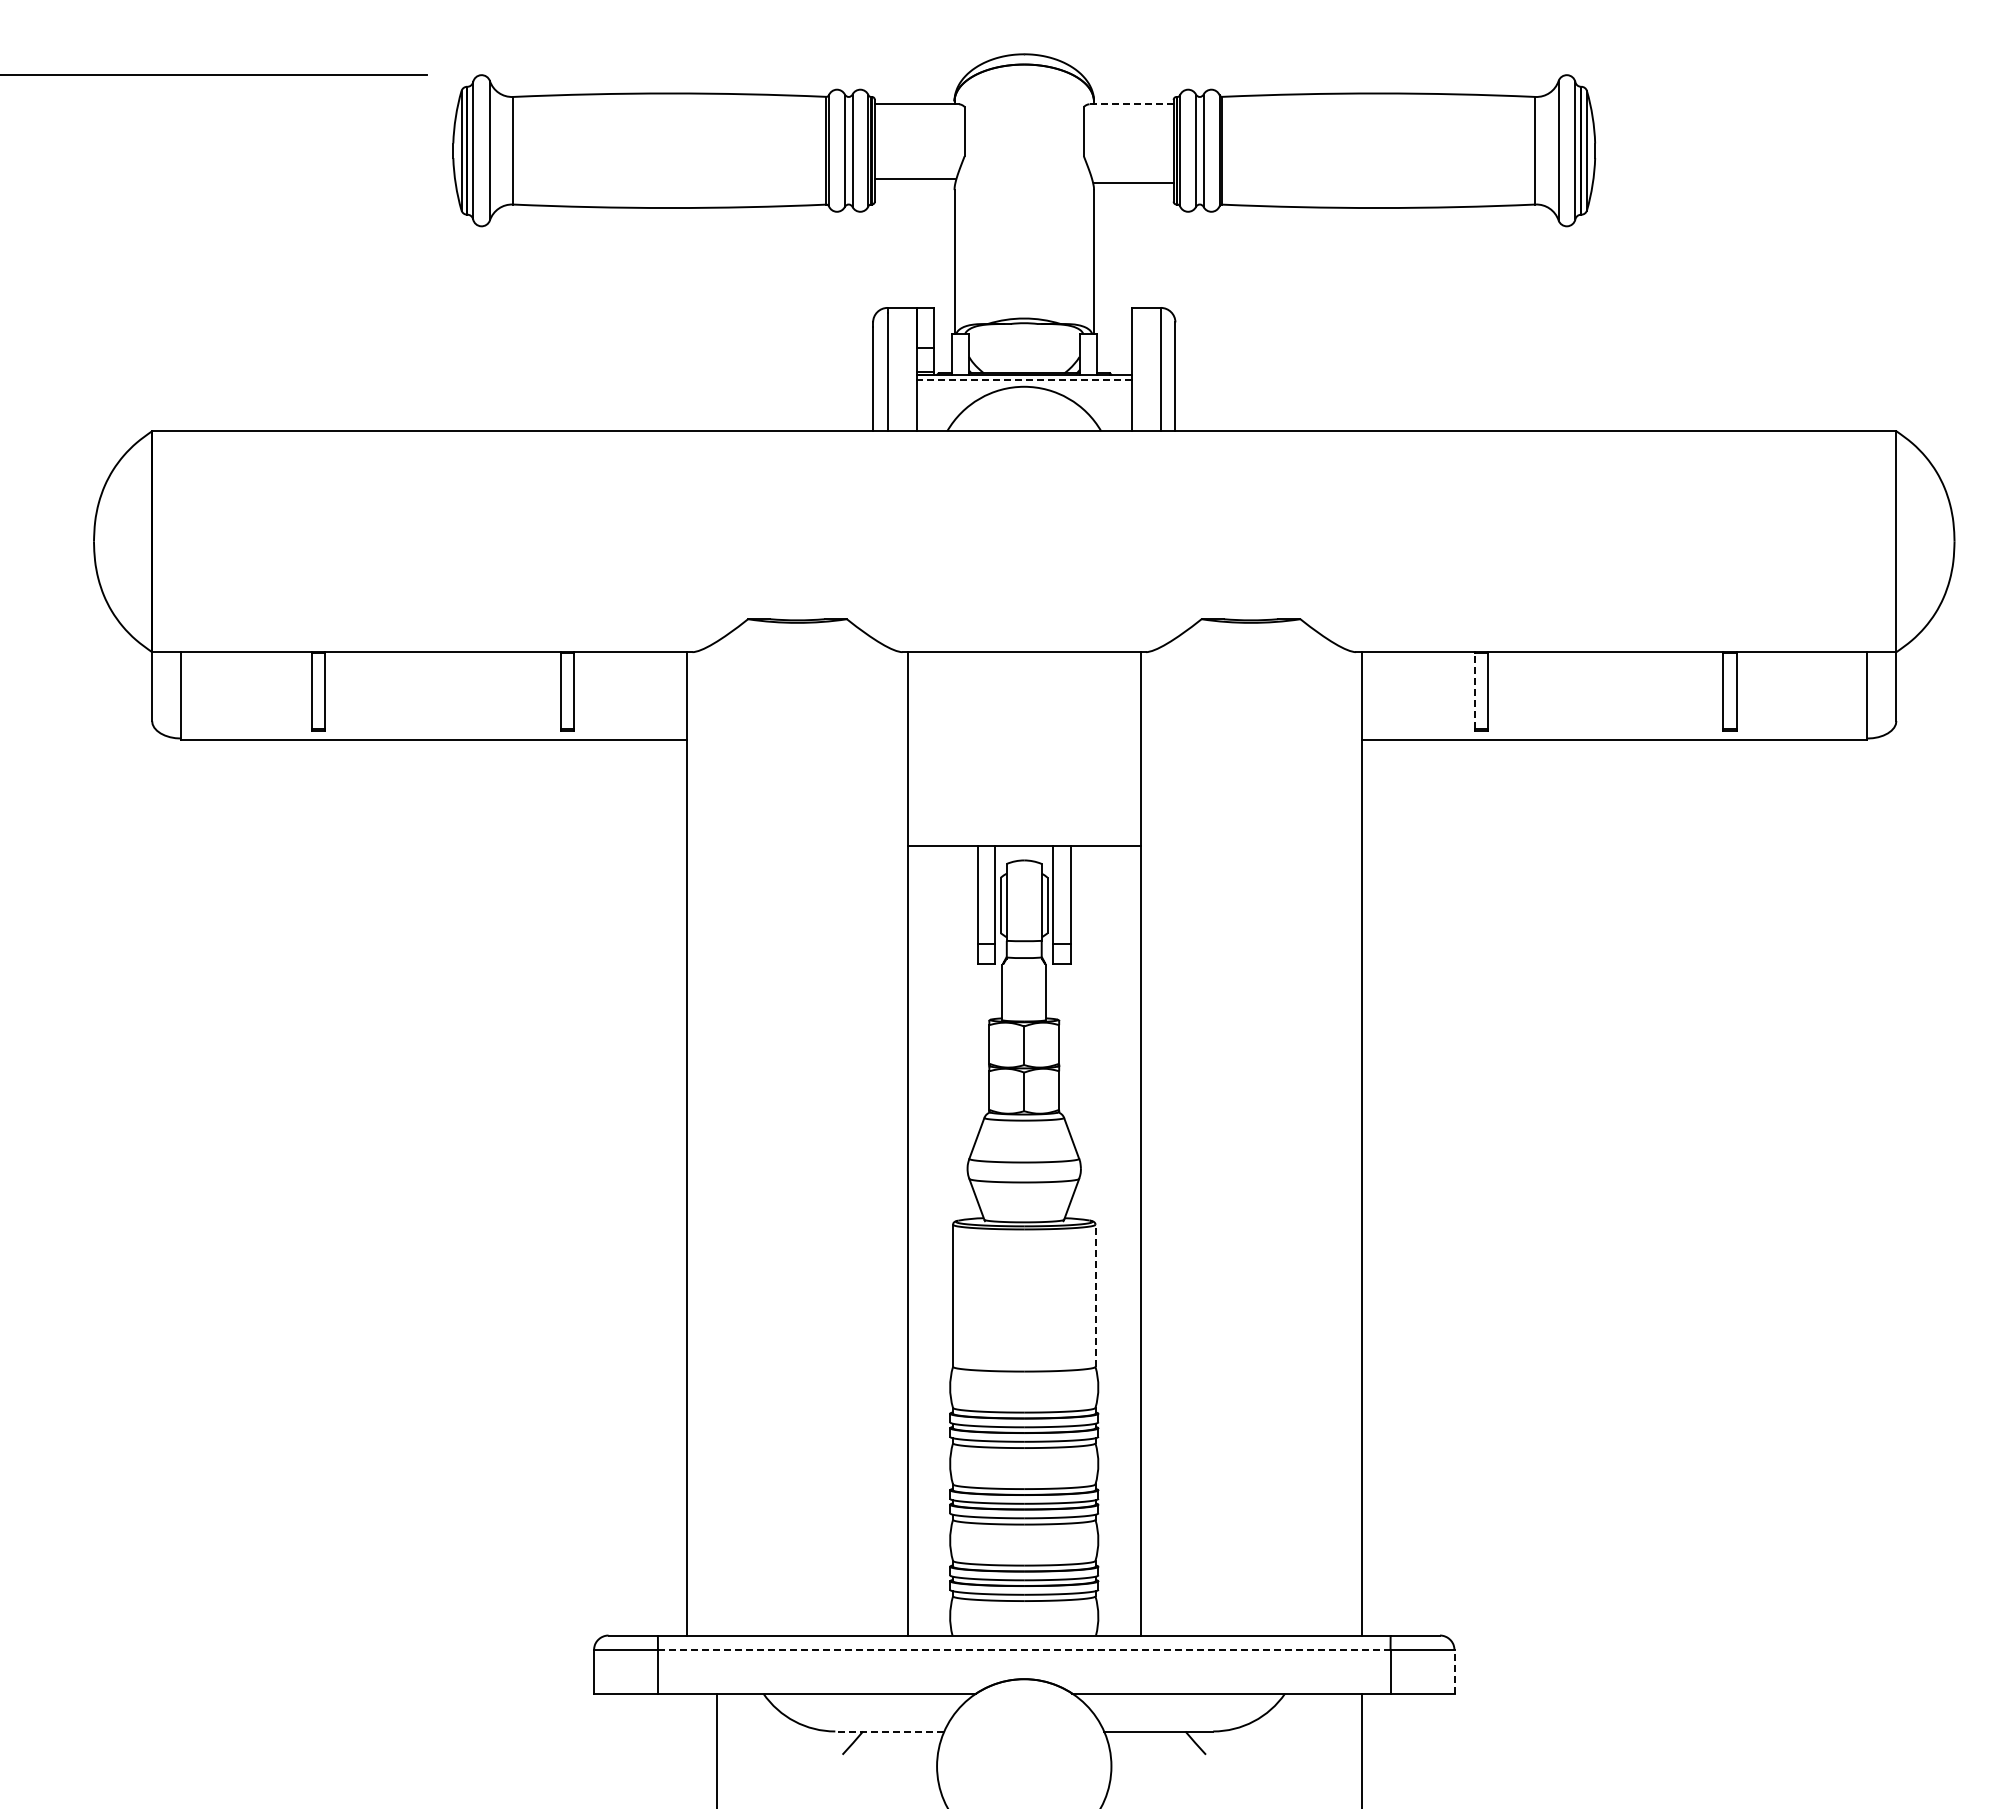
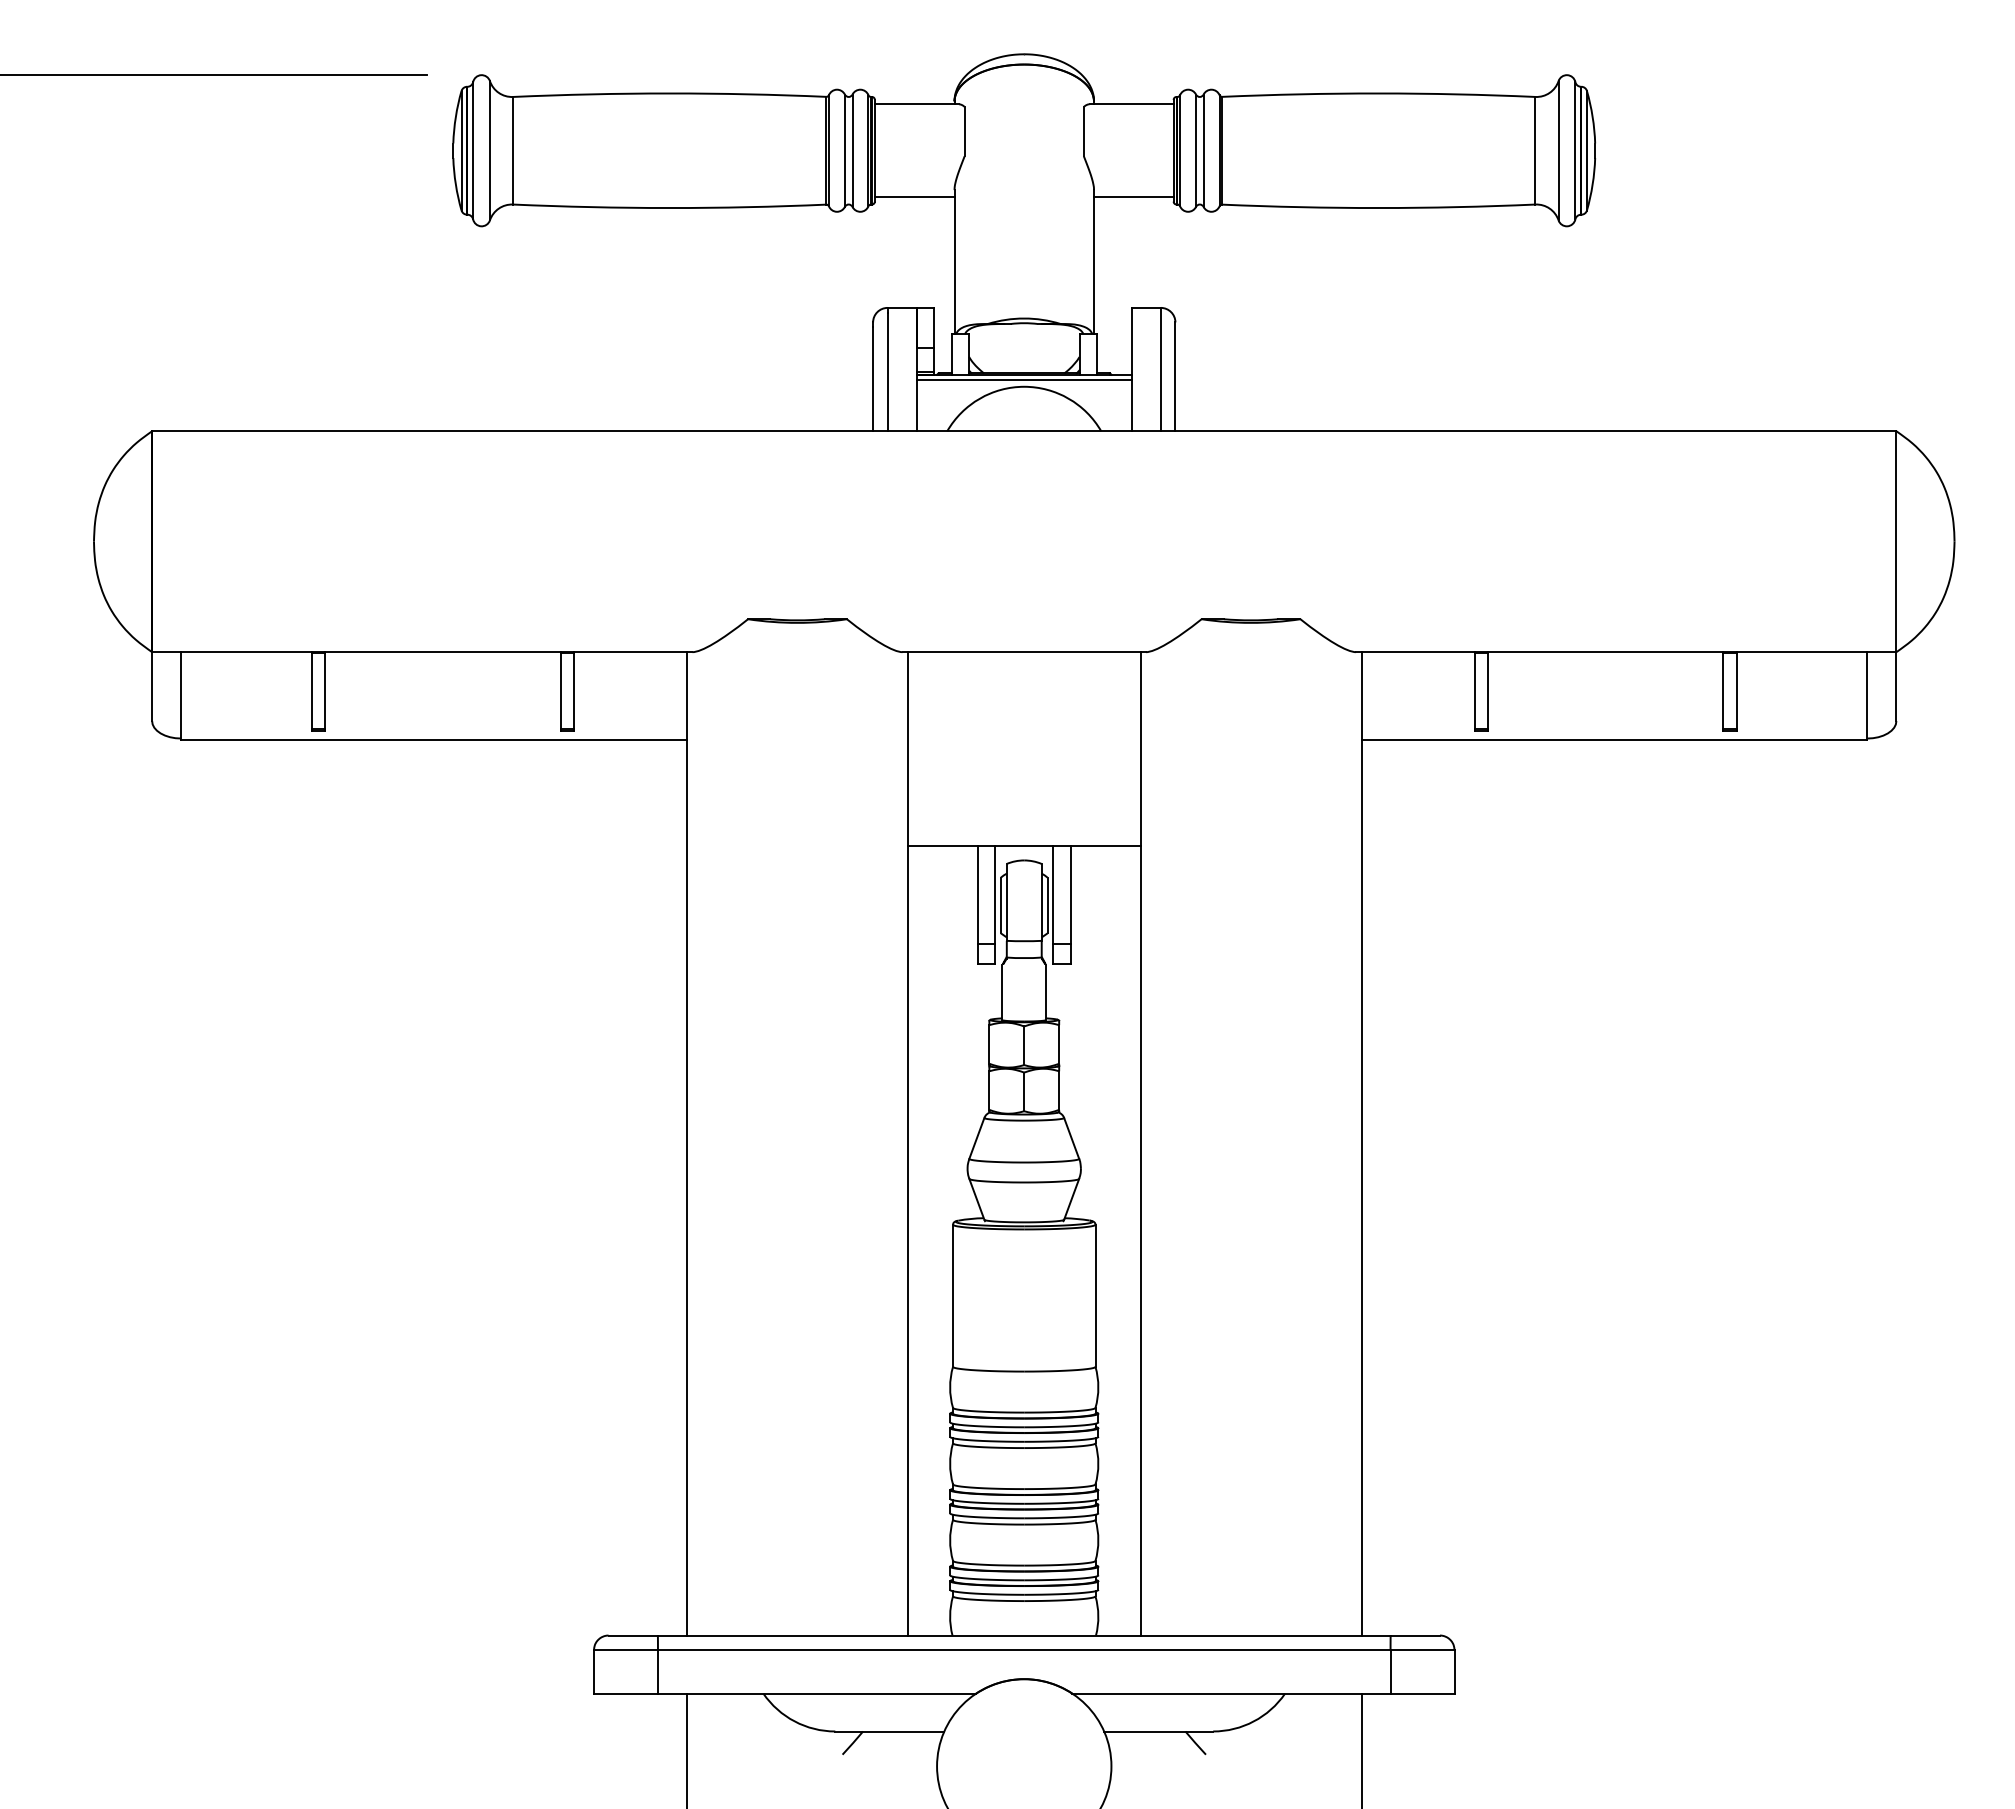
line: dashed -> solid (1131, 104)
line position: (914, 179) -> (914, 197) (914, 197)
line position: (1133, 183) -> (1133, 197) (1133, 197)
line: dashed -> solid (1024, 380)
line: dashed -> solid (1474, 690)
line: dashed -> solid (1095, 1295)
line: dashed -> solid (1023, 1650)
line: dashed -> solid (1454, 1671)
line: dashed -> solid (889, 1731)
line position: (717, 1749) -> (687, 1749) (687, 1749)
